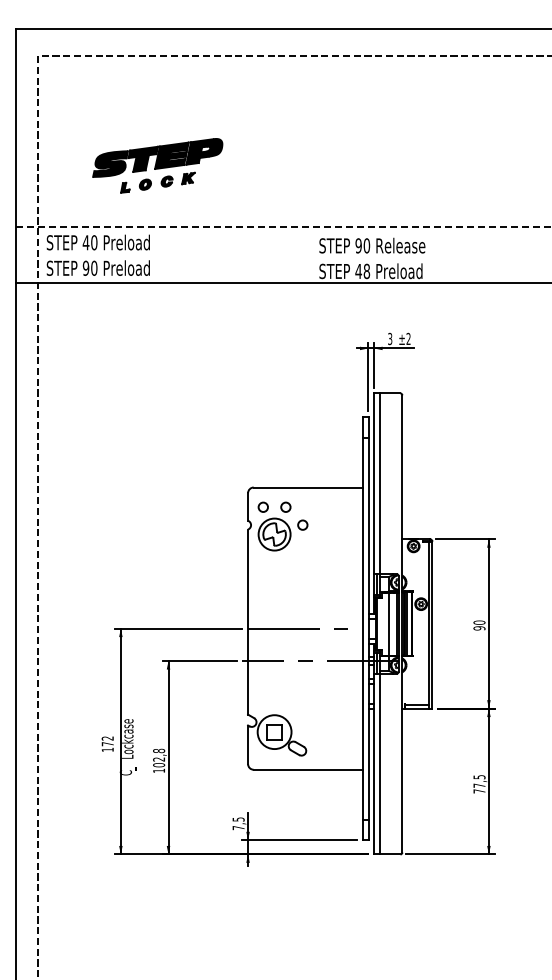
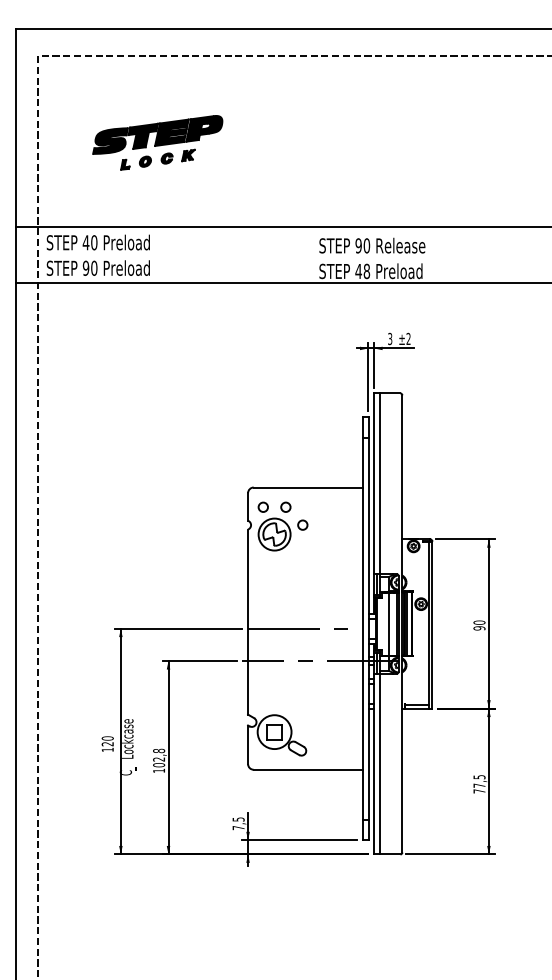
part position: (157, 165) -> (157, 142) (157, 142)
line: dashed -> solid (284, 226)
text: 172 -> 120 (107, 741)
